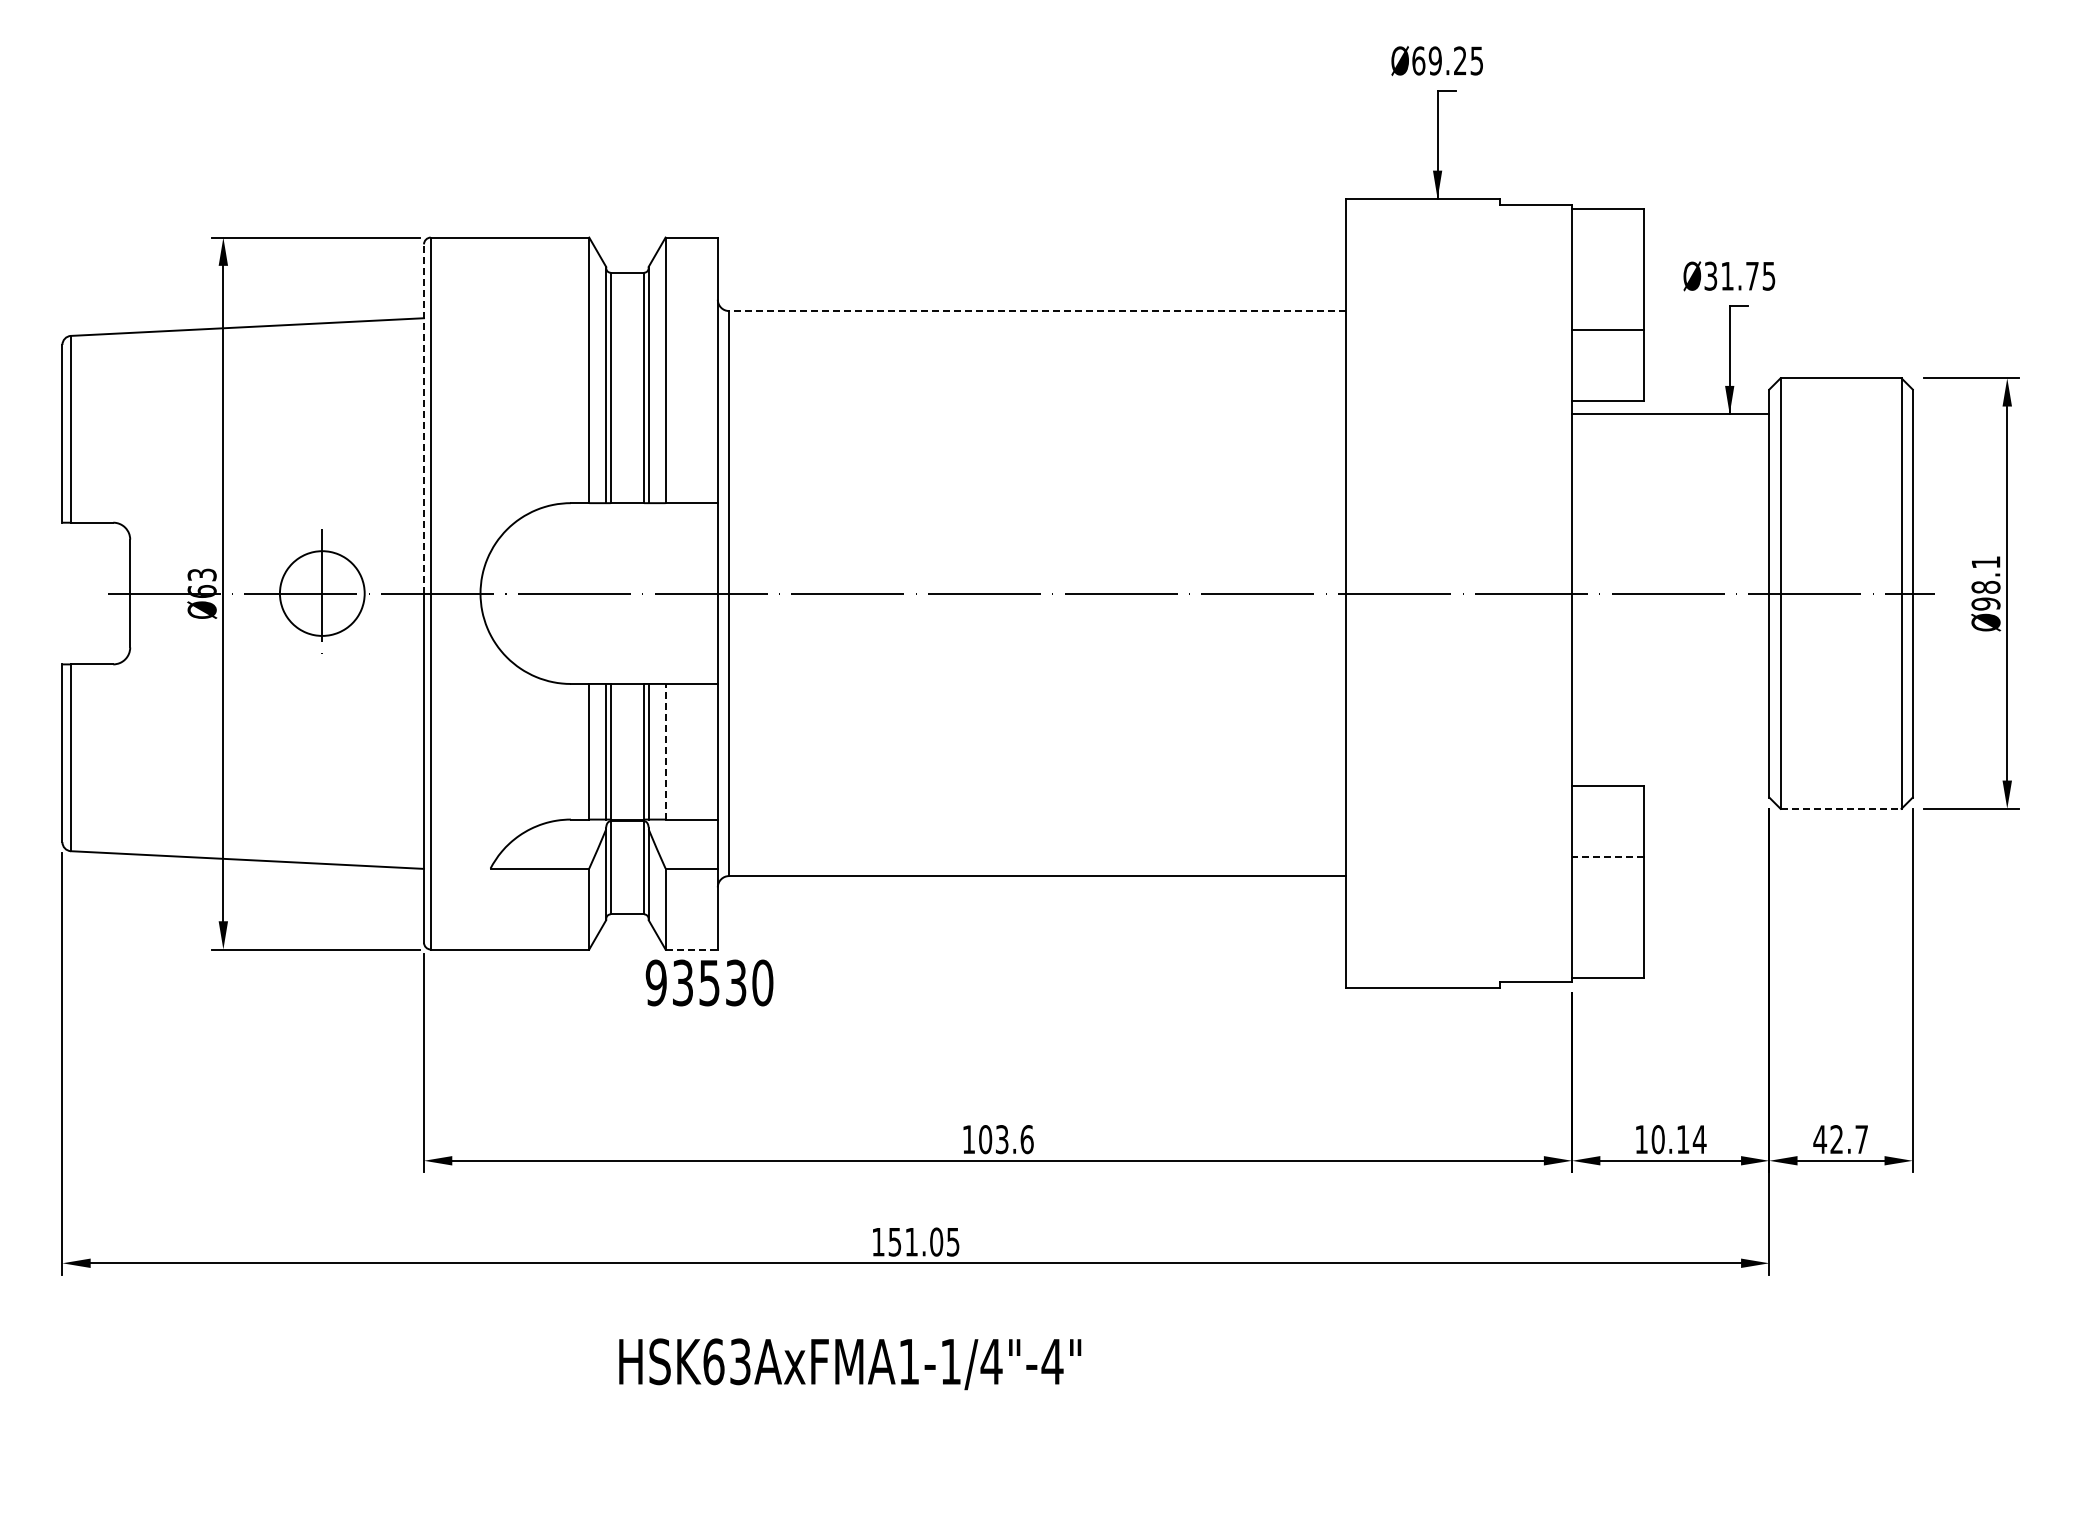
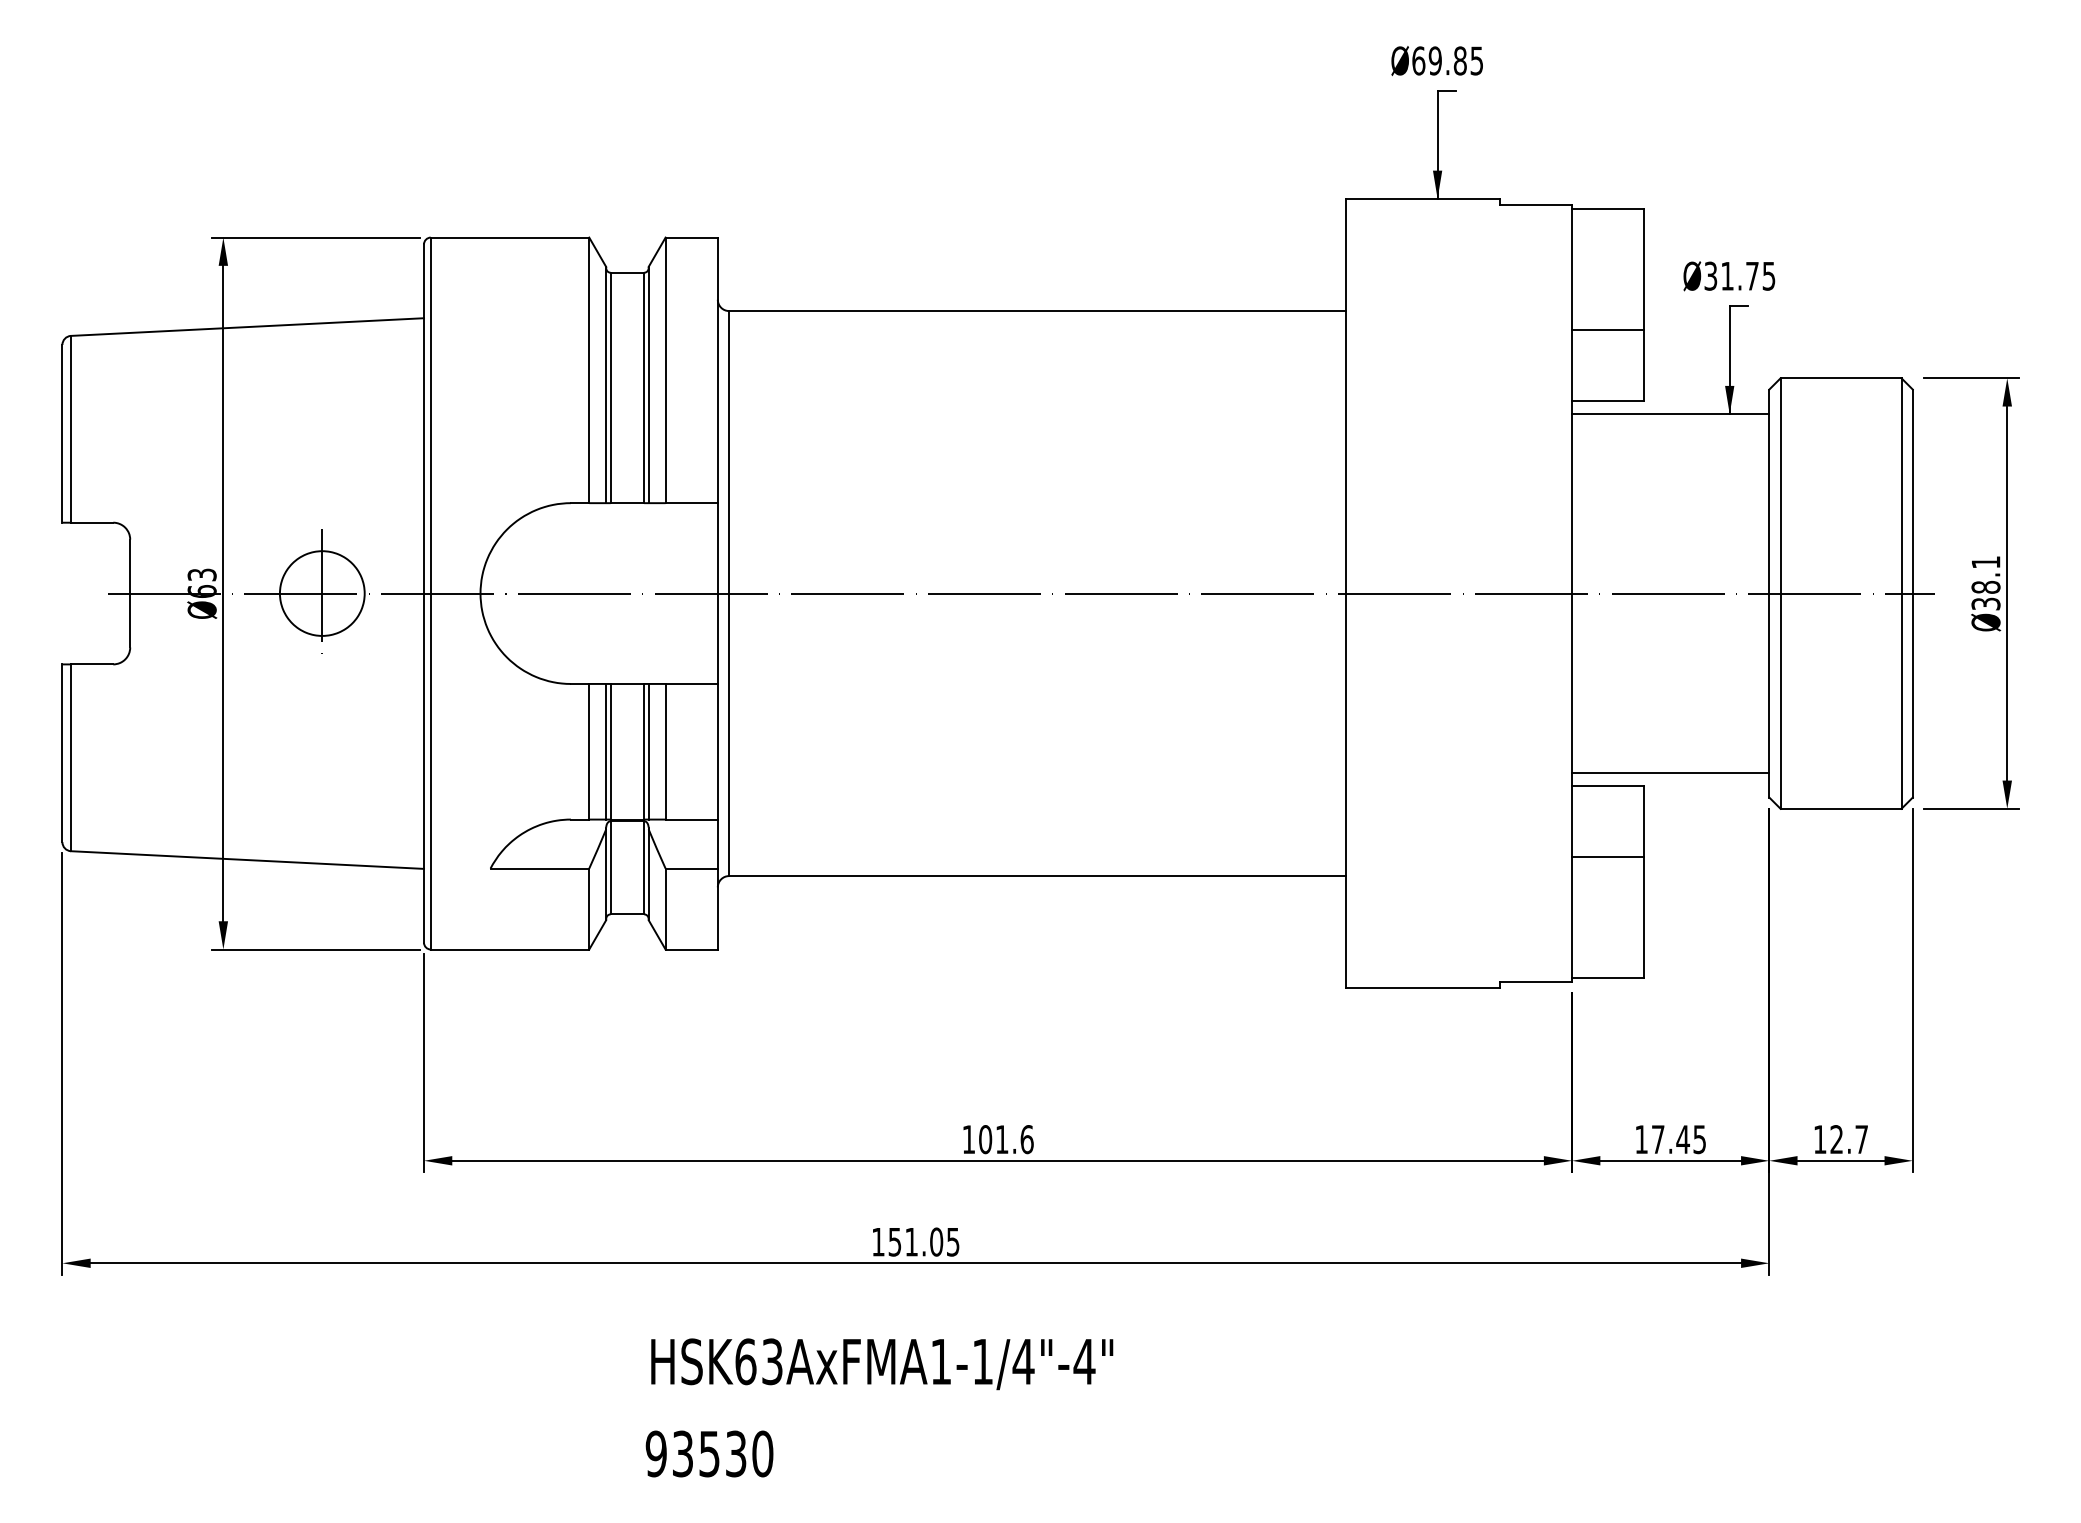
text: 69.25 -> 69.85 (1459, 60)
line: dashed -> solid (1037, 311)
line: dashed -> solid (424, 418)
text: 98.1 -> 38.1 (1985, 603)
line: dashed -> solid (665, 751)
line: none -> present (1670, 772)
line: dashed -> solid (1841, 808)
line: dashed -> solid (1608, 857)
line: dashed -> solid (692, 949)
text position: (709, 982) -> (709, 1453) (709, 1453)
text: 103.6 -> 101.6 (1002, 1139)
text: 10.14 -> 17.45 (1678, 1139)
text: 42.7 -> 12.7 (1820, 1139)
text position: (850, 1364) -> (882, 1364) (882, 1364)
